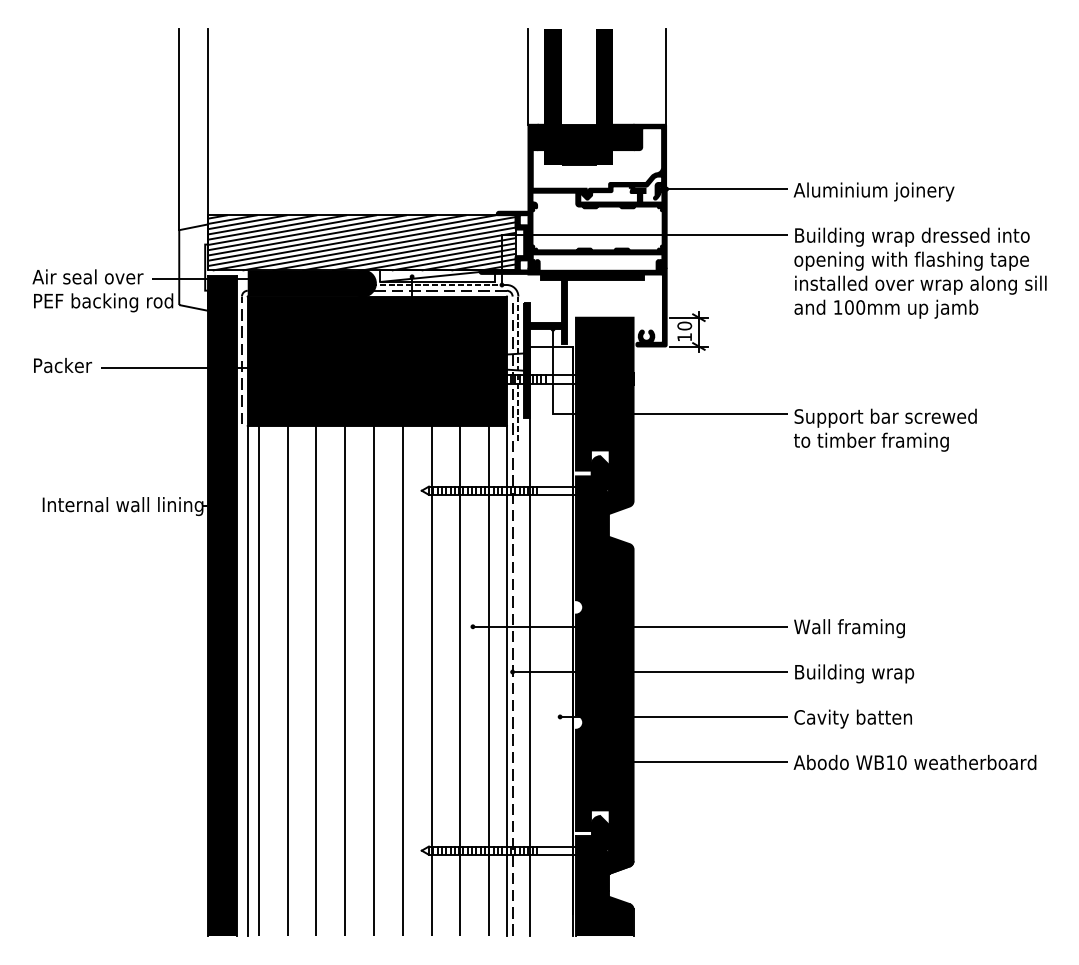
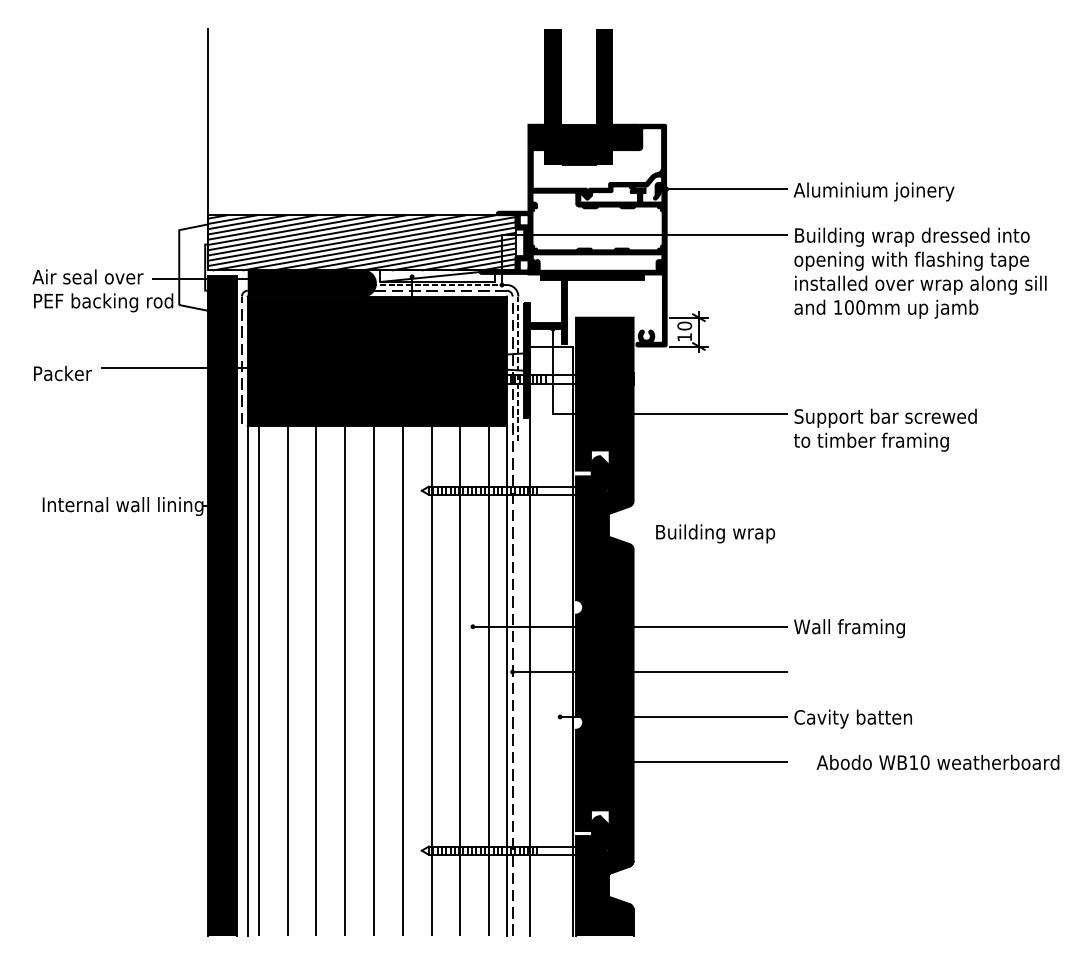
line: present -> none (528, 76)
line: present -> none (666, 76)
line: present -> none (179, 129)
text position: (63, 365) -> (63, 373) (63, 373)
text position: (854, 673) -> (715, 533) (715, 533)
text position: (914, 762) -> (937, 762) (937, 762)
